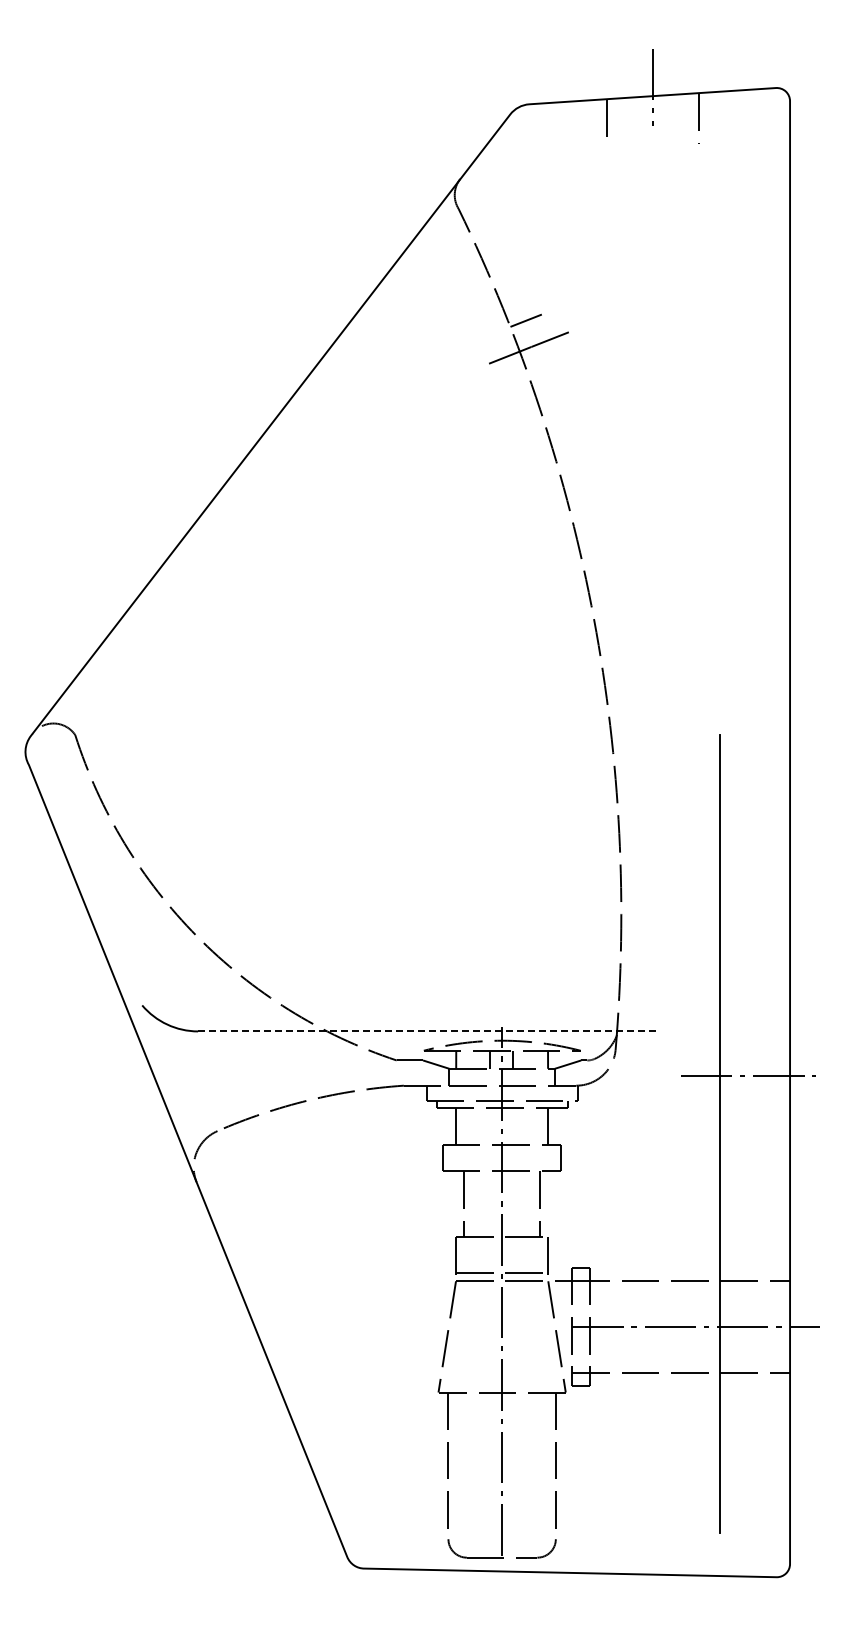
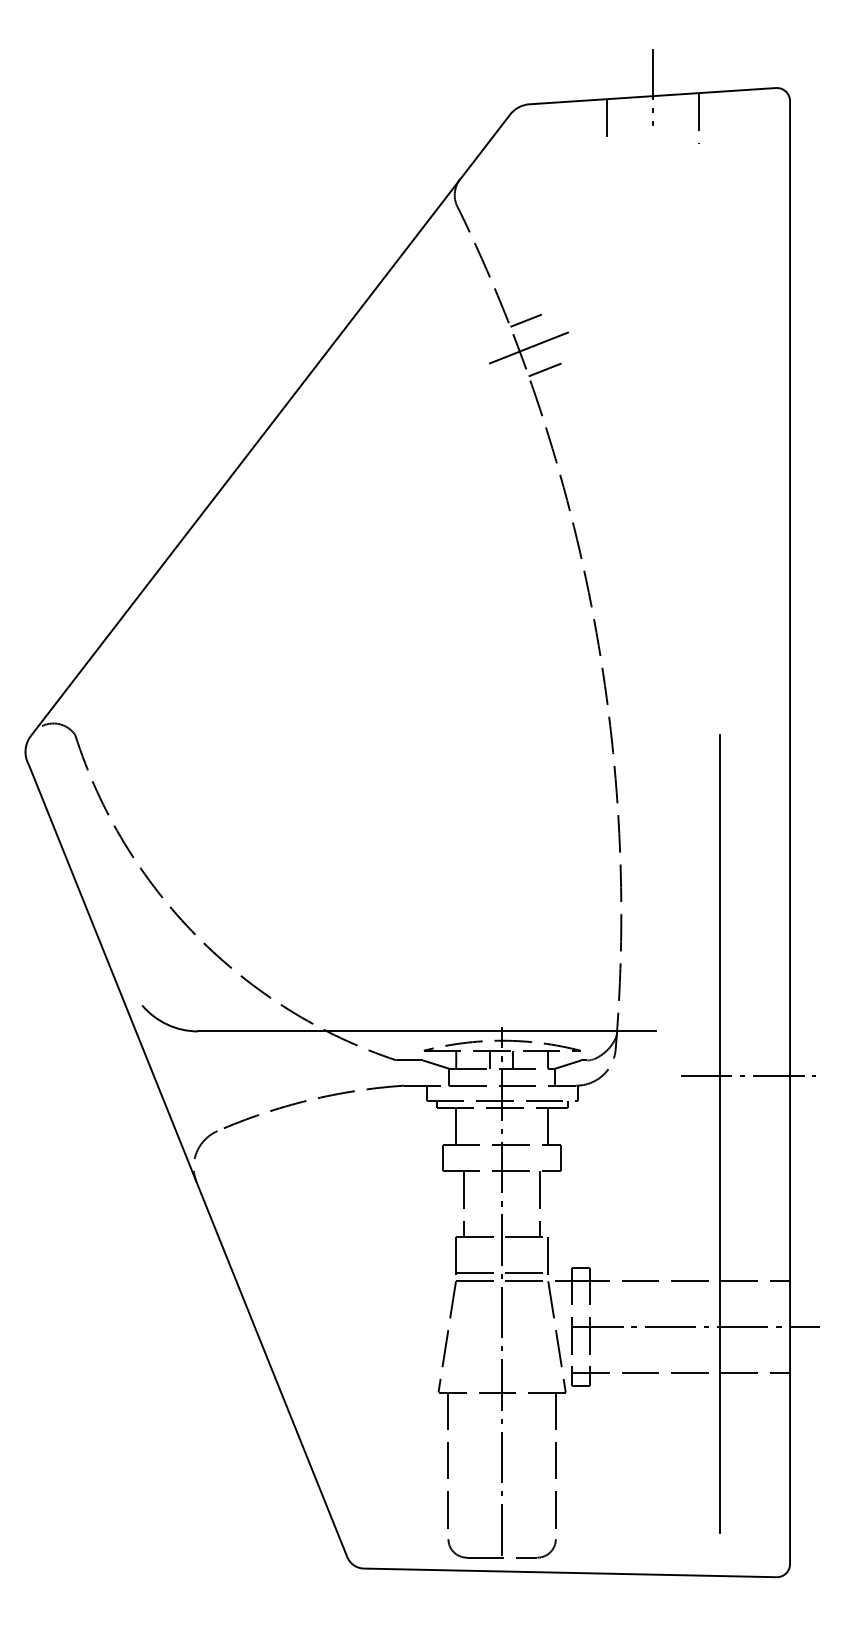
line: none -> present (544, 369)
line: dashed -> solid (426, 1031)
